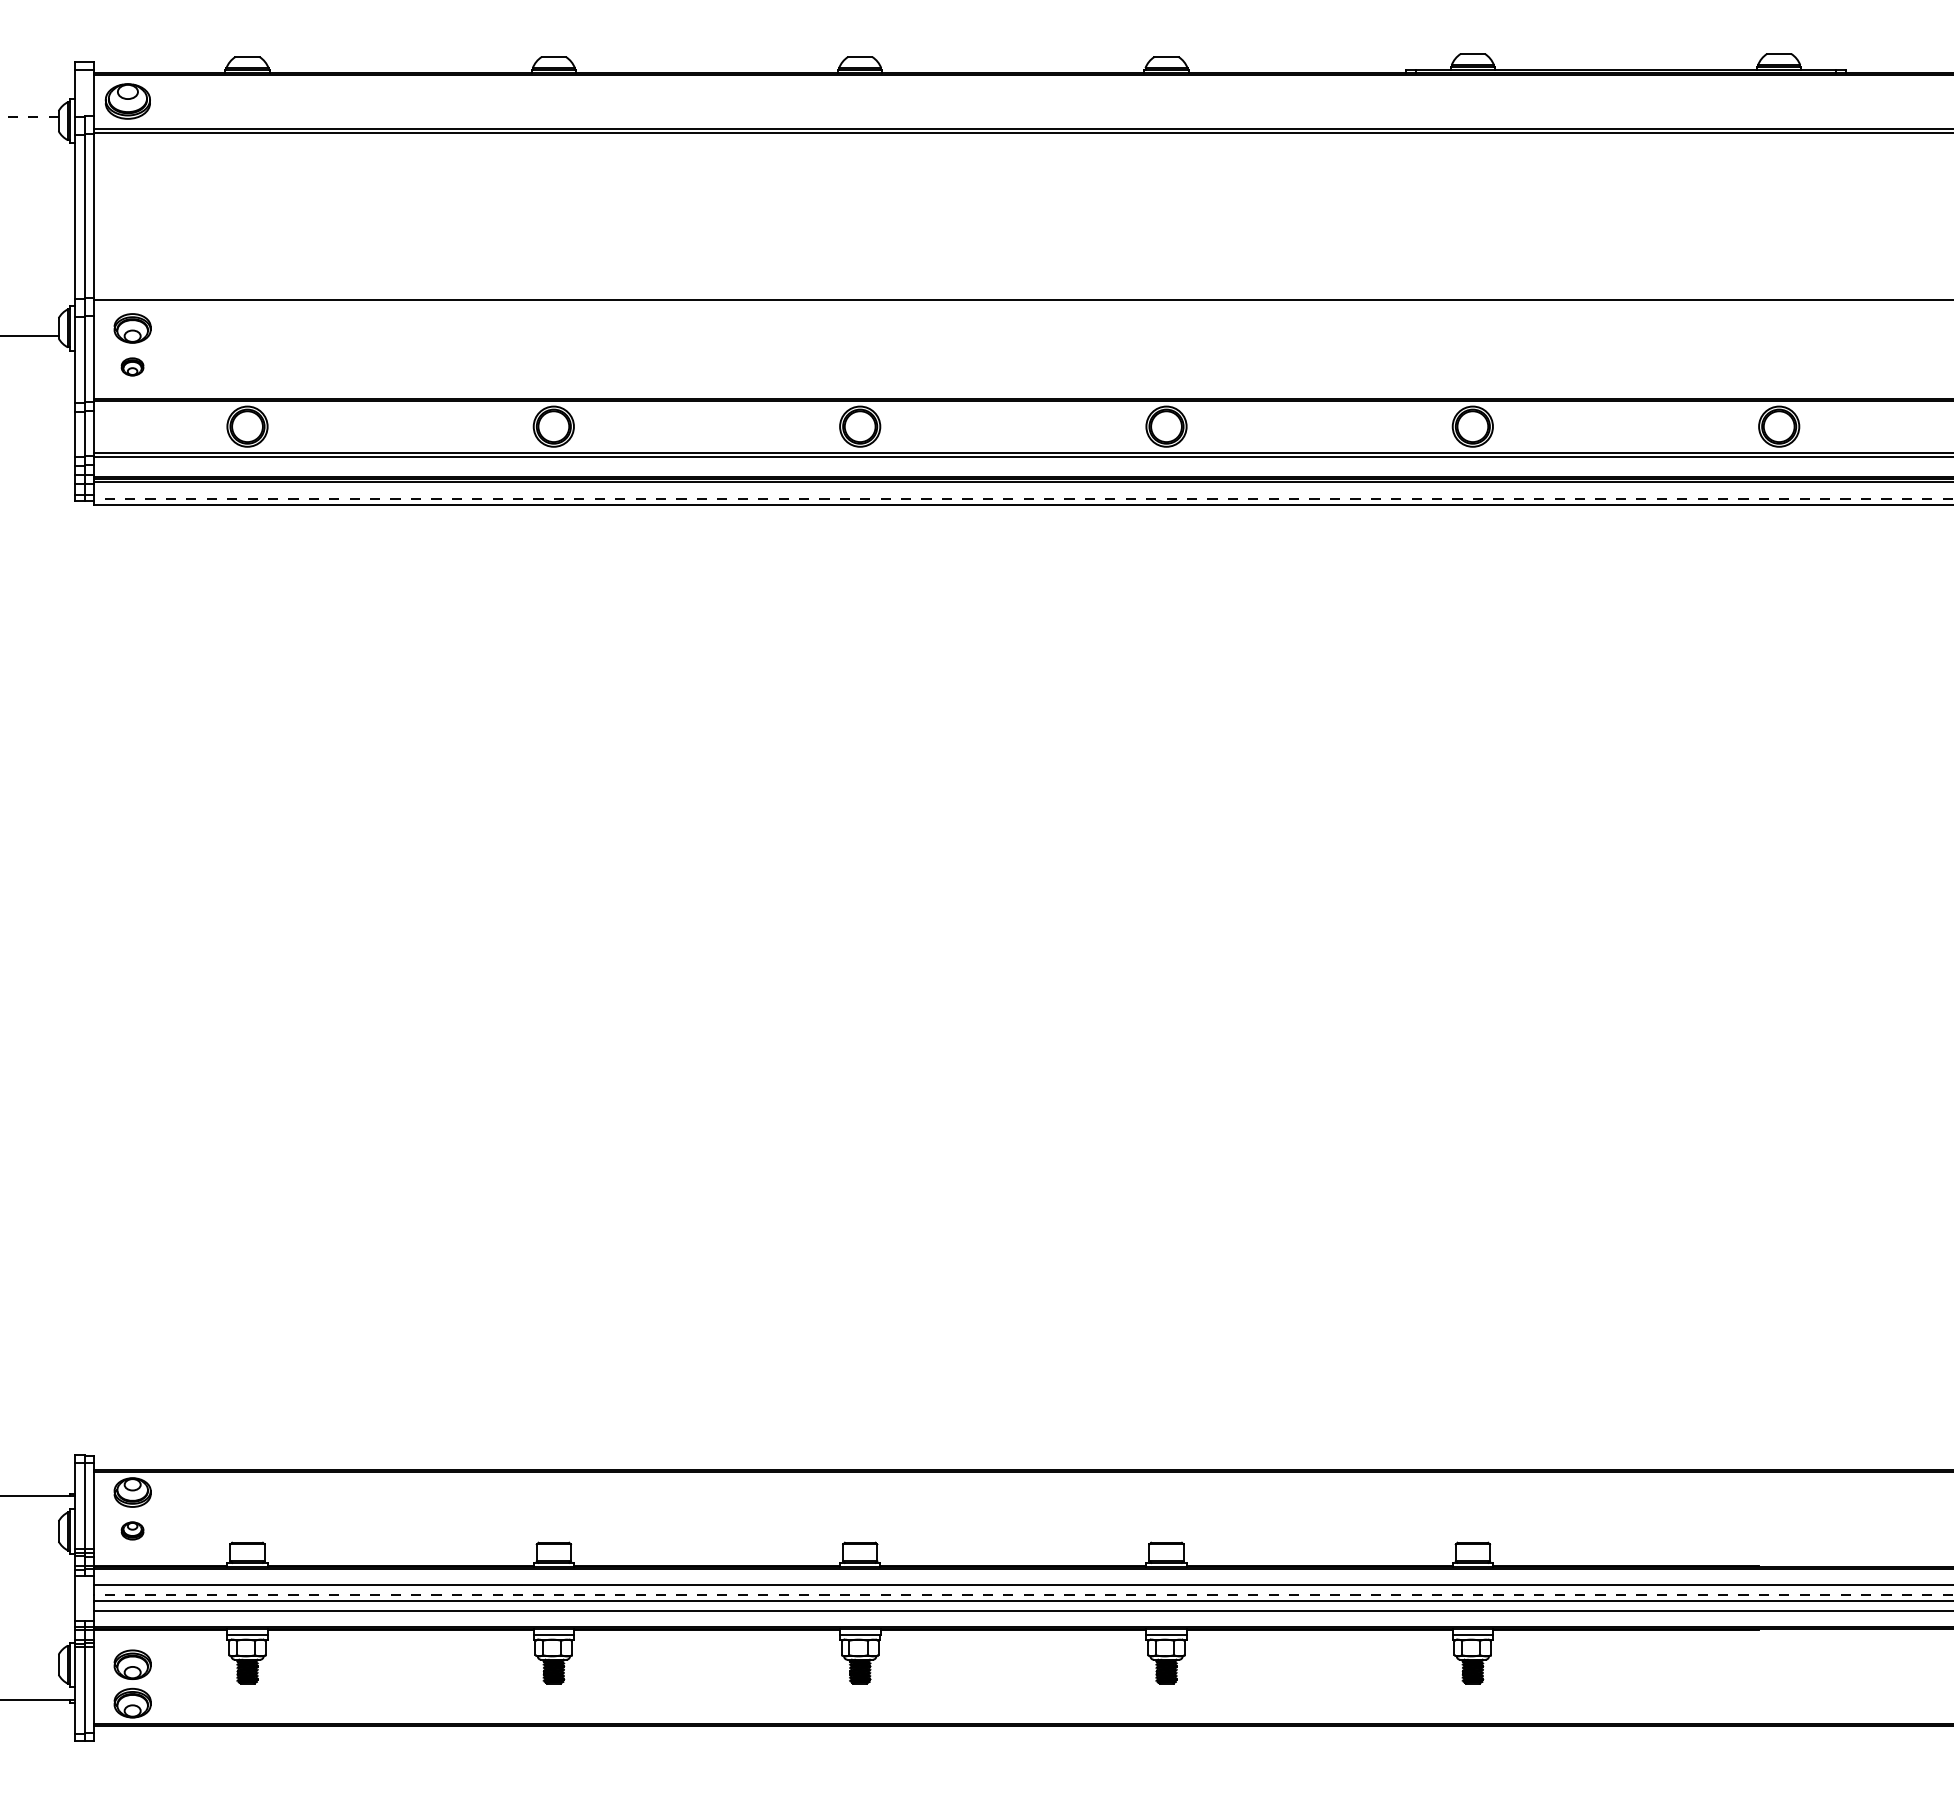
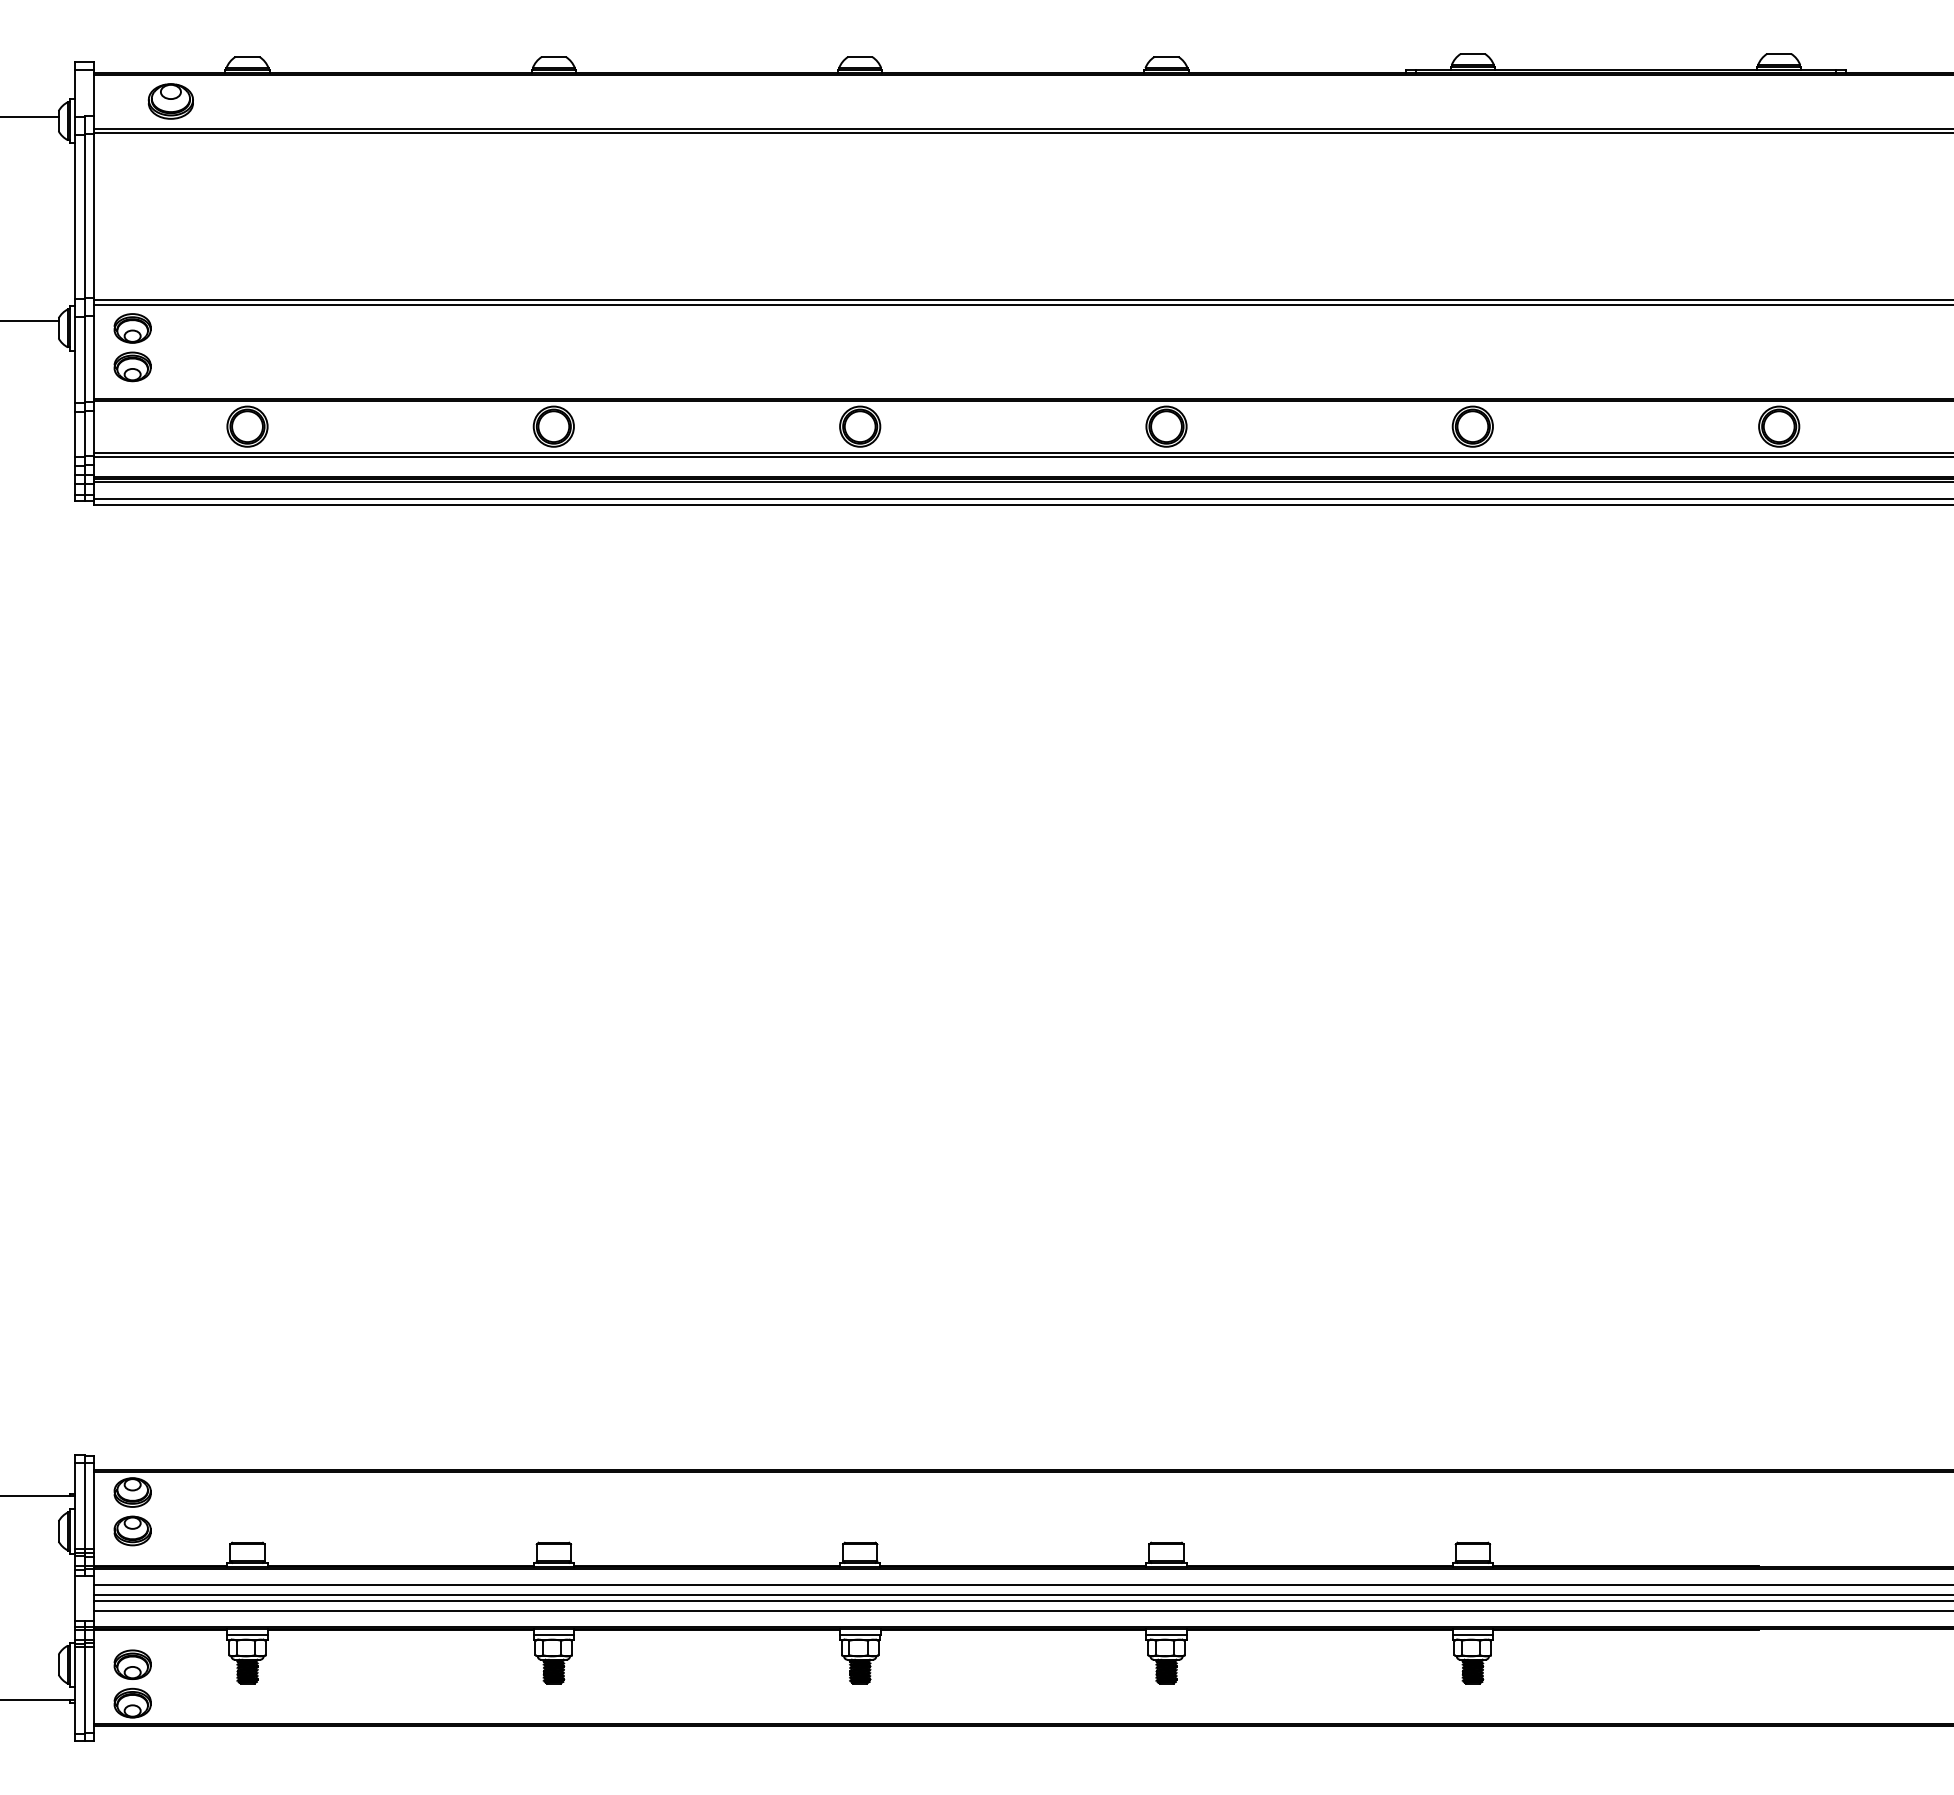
part position: (127, 101) -> (170, 101) (170, 101)
line: dashed -> solid (29, 117)
line: none -> present (1022, 304)
line position: (30, 336) -> (30, 321) (30, 321)
part size: 25x20 px -> 39x32 px (132, 366)
line: dashed -> solid (1024, 499)
part size: 25x20 px -> 39x32 px (132, 1530)
line: dashed -> solid (1023, 1594)
